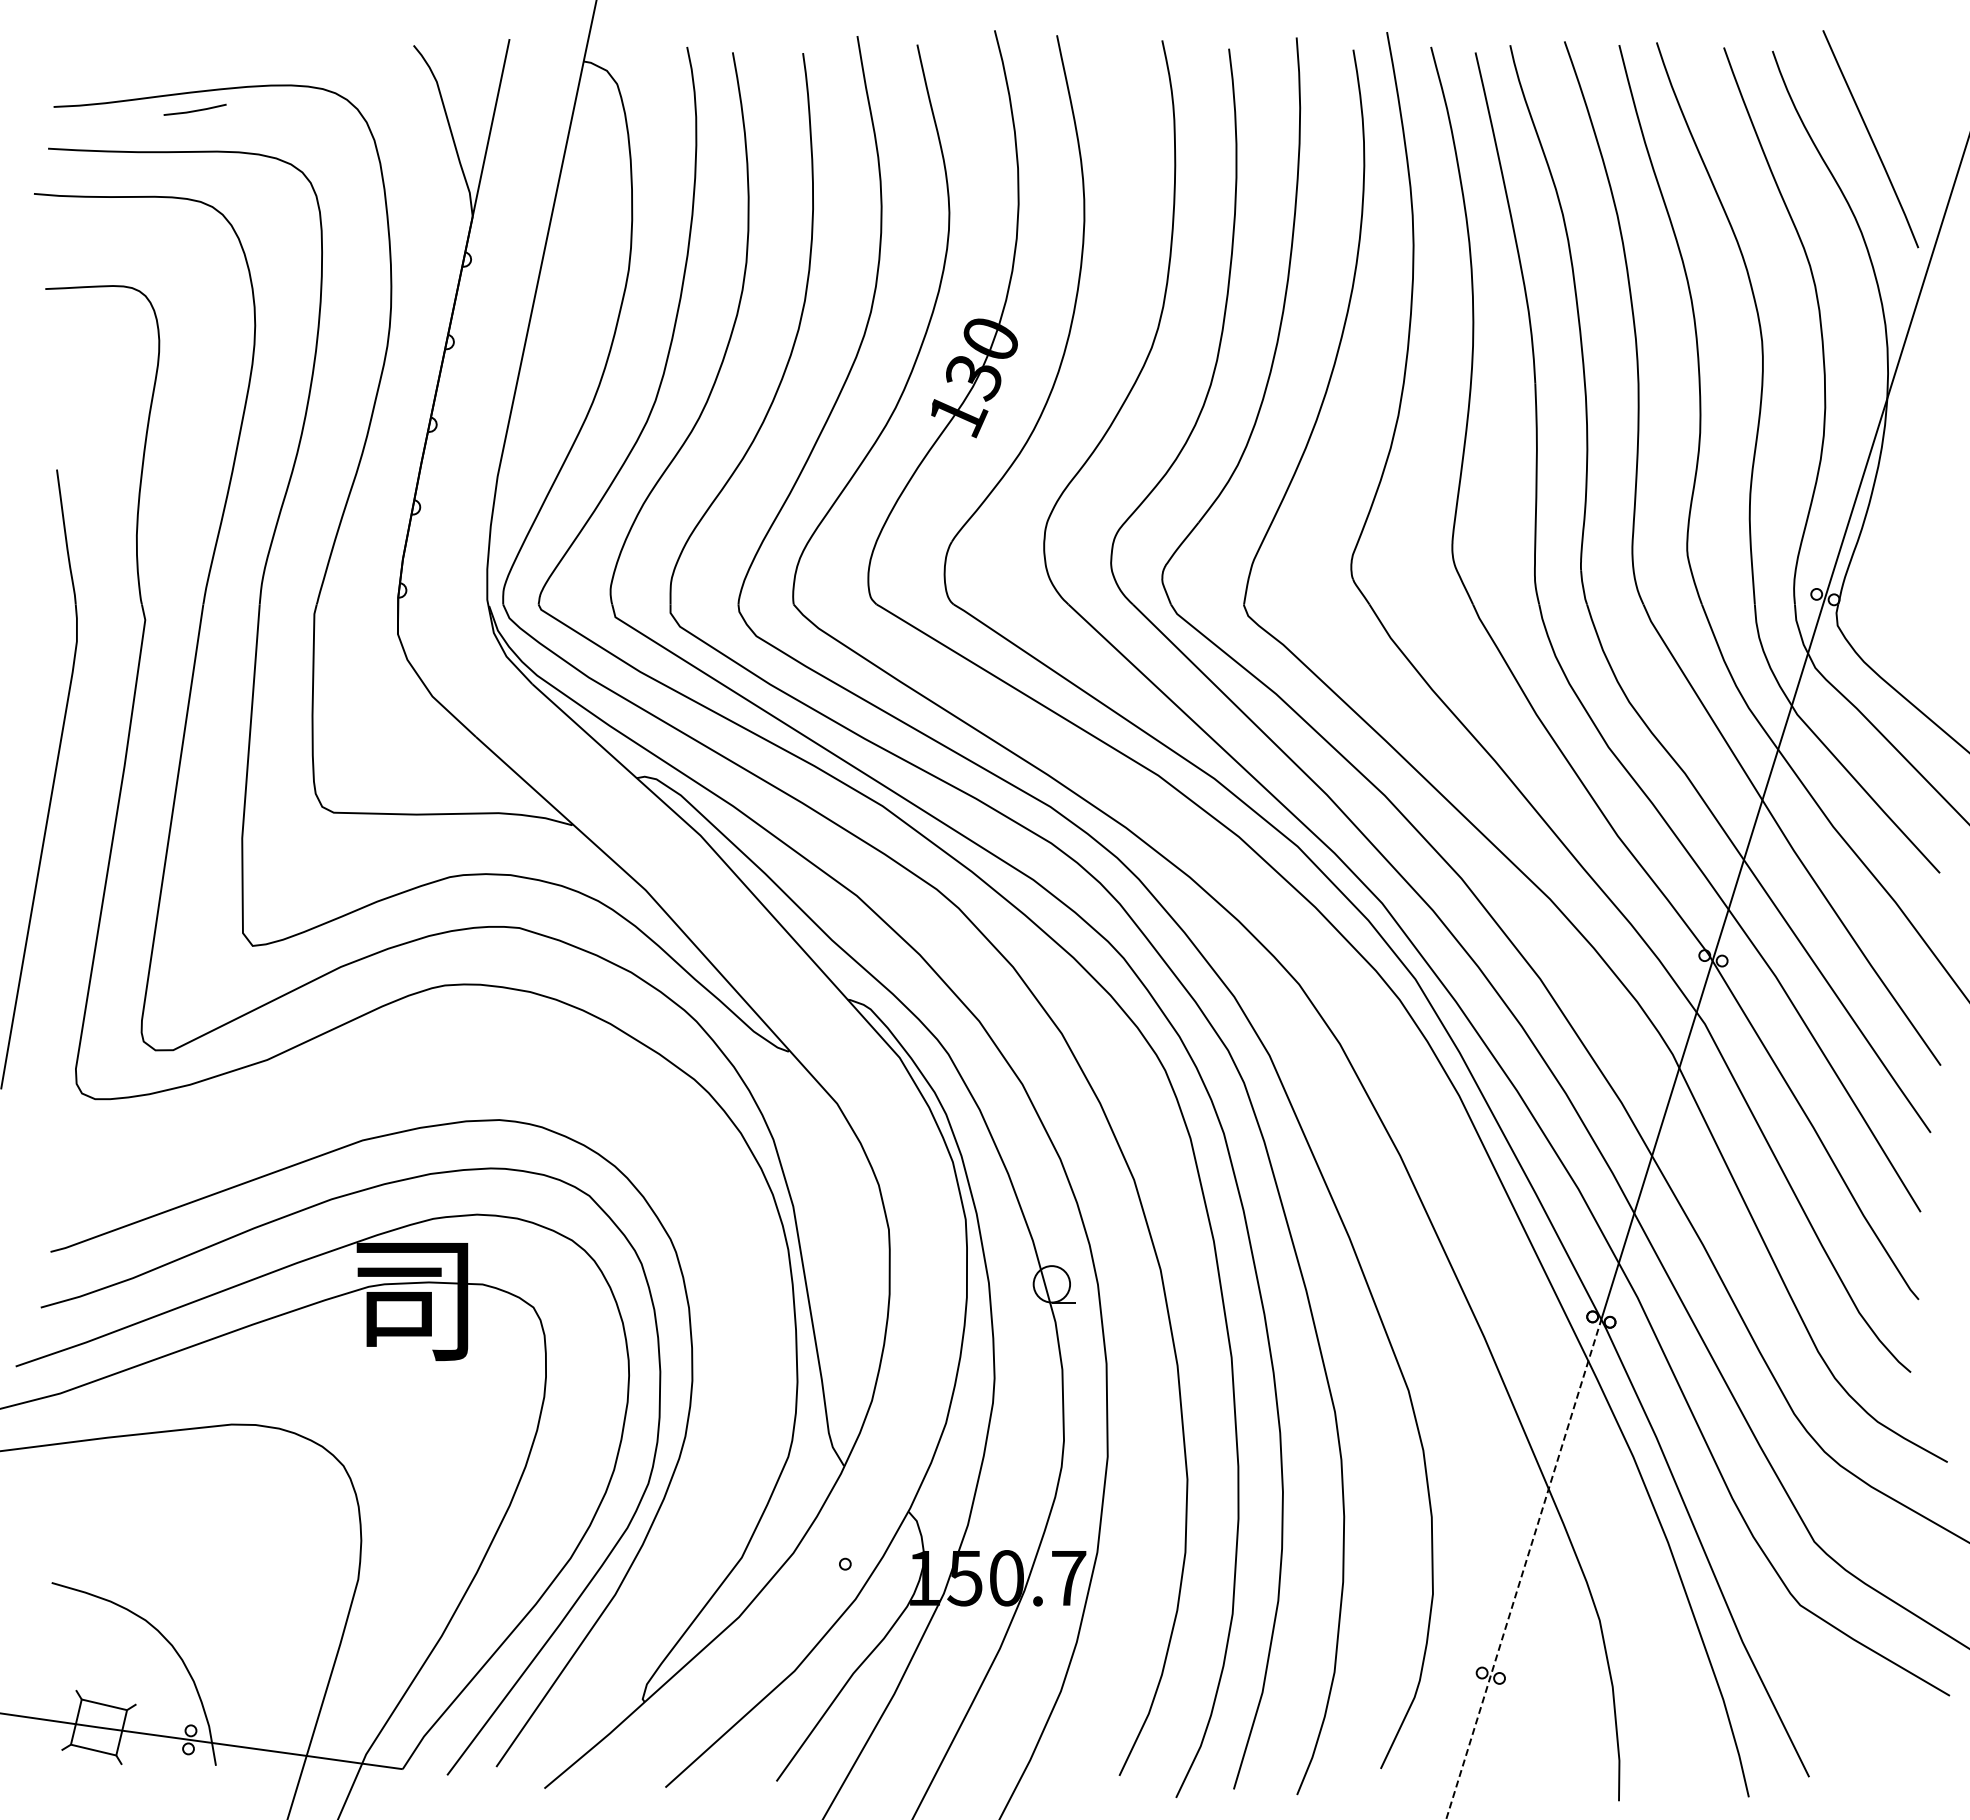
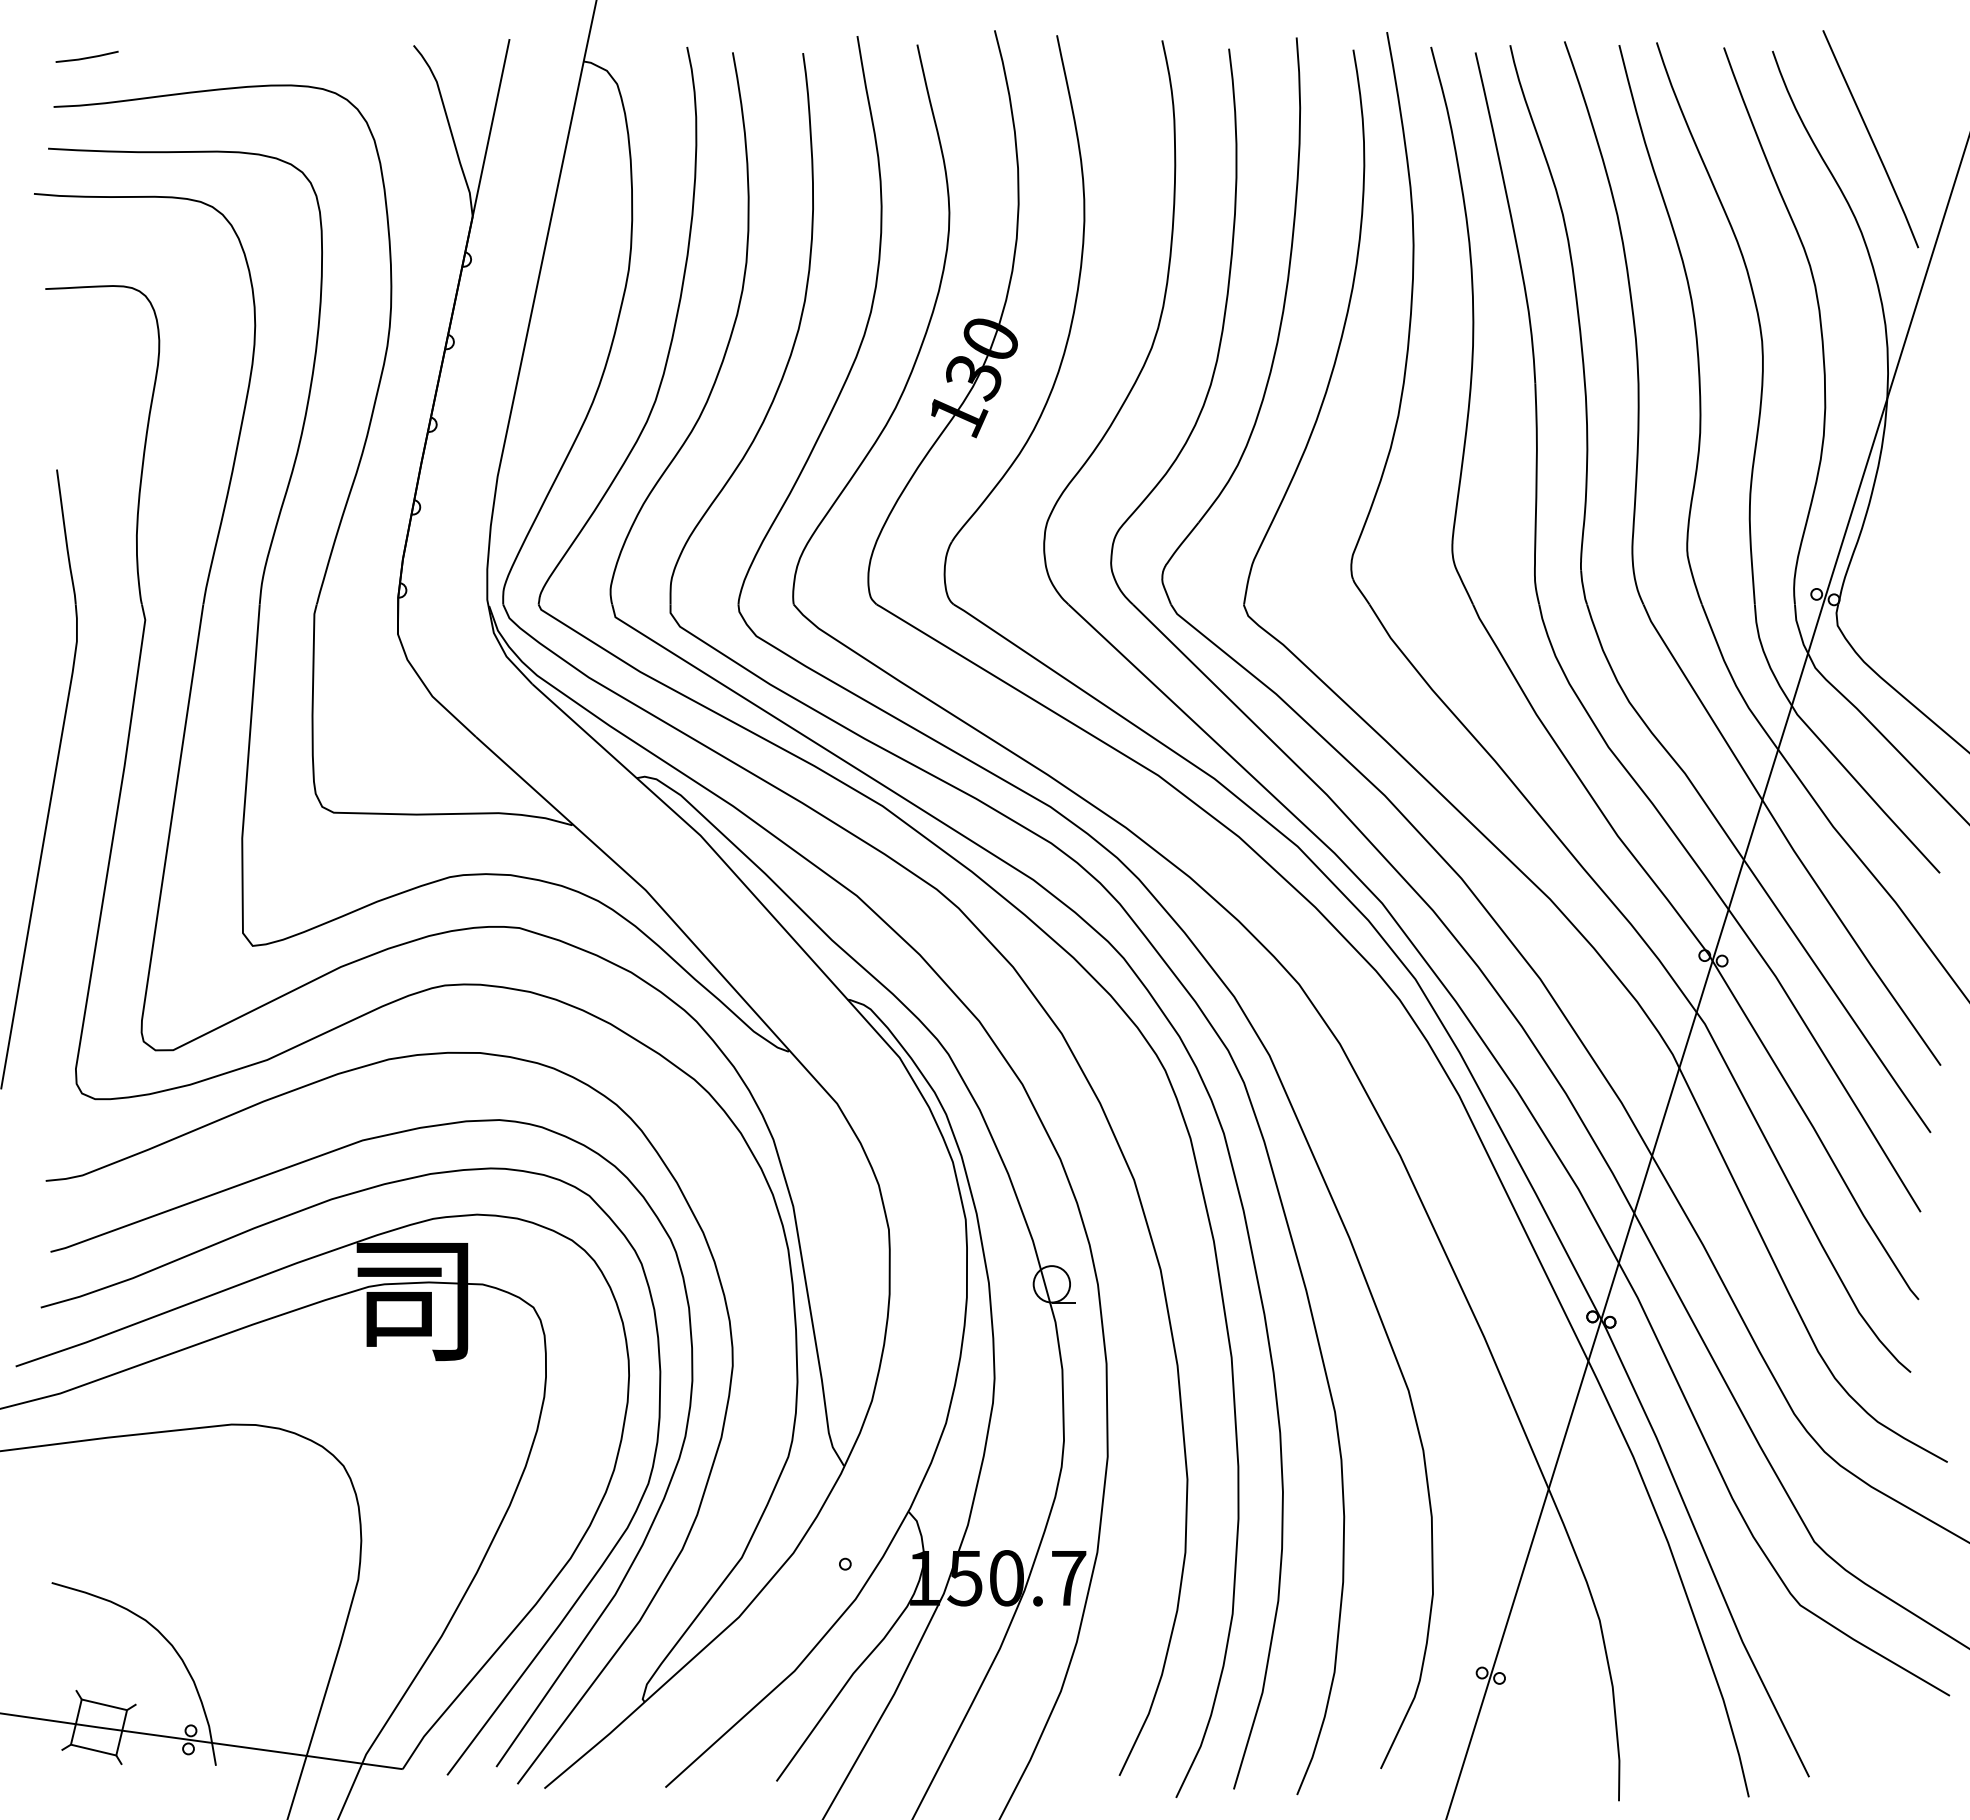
line position: (194, 110) -> (86, 57) (86, 57)
line: dashed -> solid (1524, 1568)
curve: none -> present (662, 1580)
